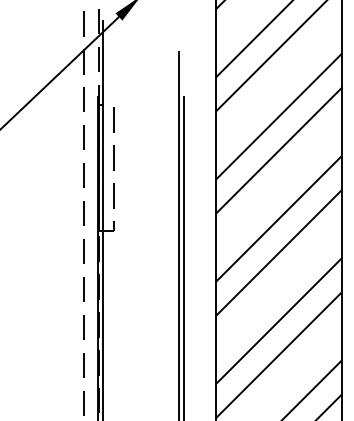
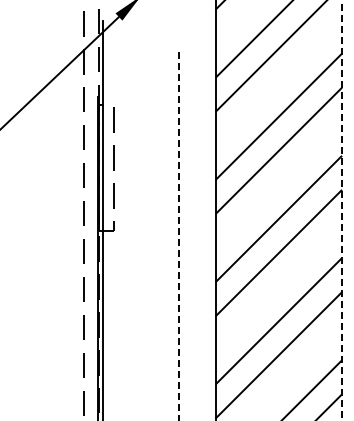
line: solid -> dashed (342, 210)
line: solid -> dashed (178, 236)
line: present -> none (183, 257)
